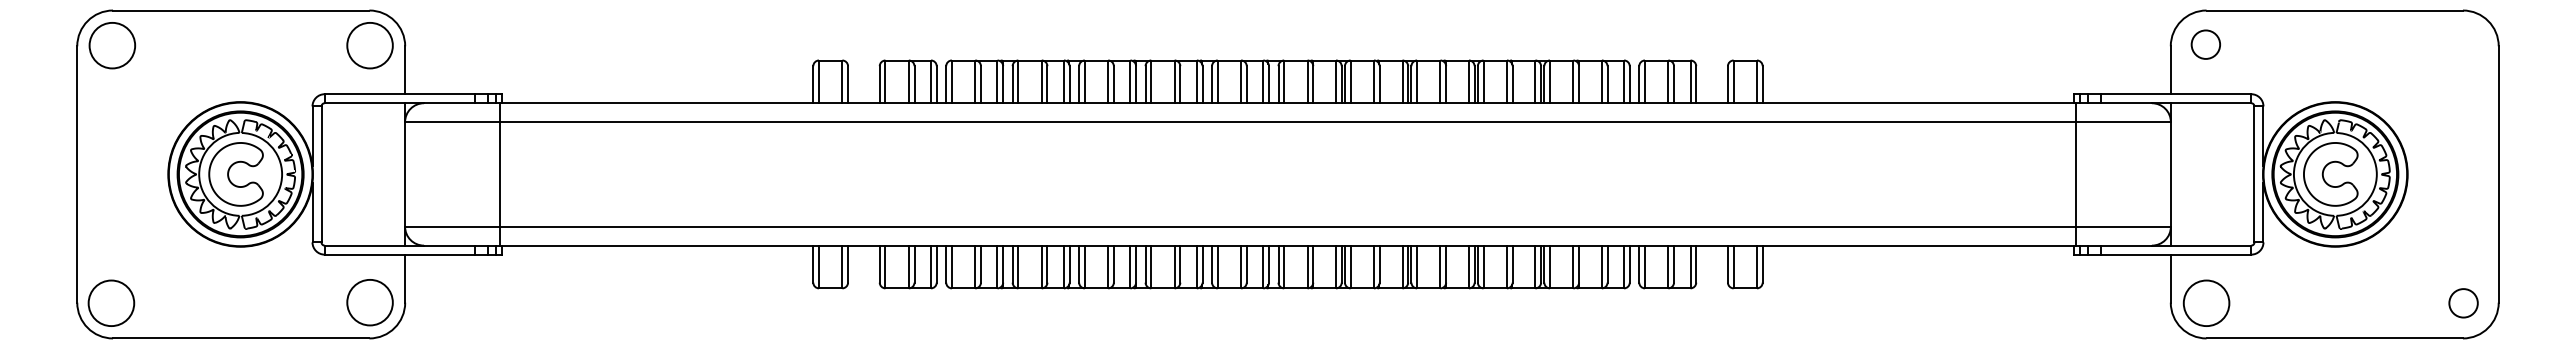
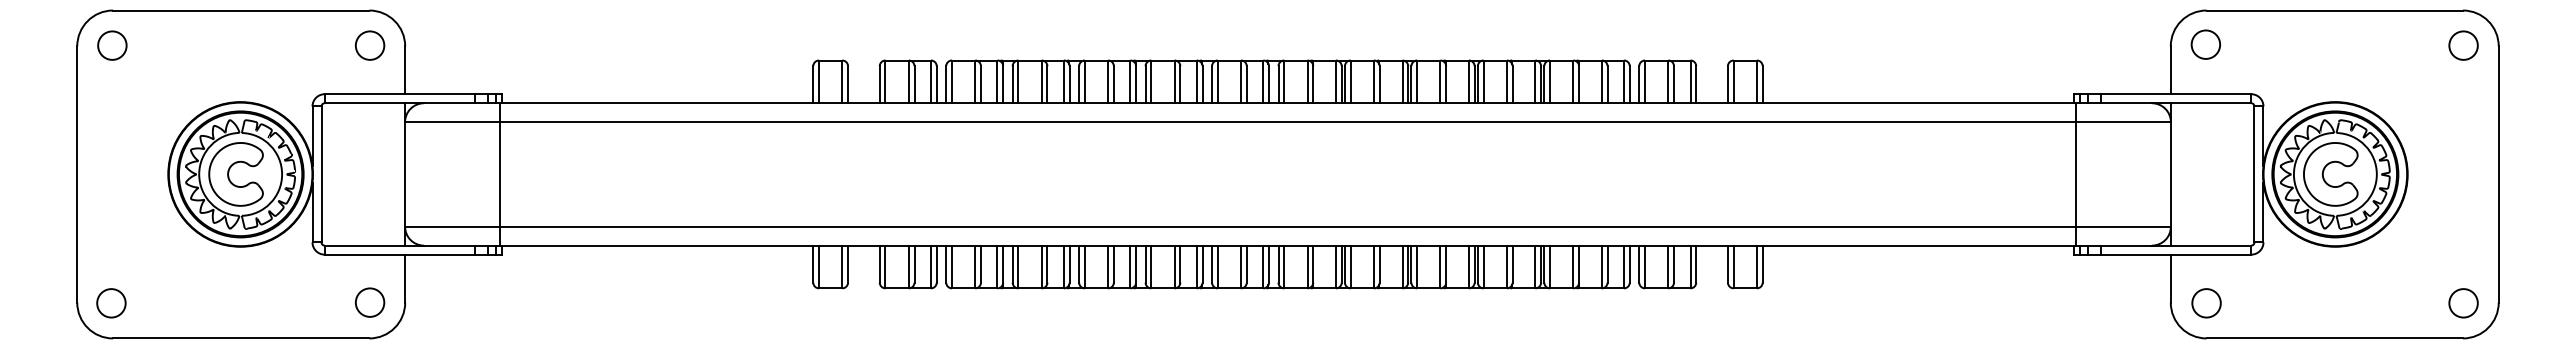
circle diameter: 46 px -> 28 px (112, 45)
circle diameter: 46 px -> 28 px (369, 45)
circle: none -> present (2463, 45)
circle diameter: 46 px -> 28 px (369, 302)
circle diameter: 46 px -> 28 px (111, 303)
circle diameter: 46 px -> 28 px (2206, 303)
